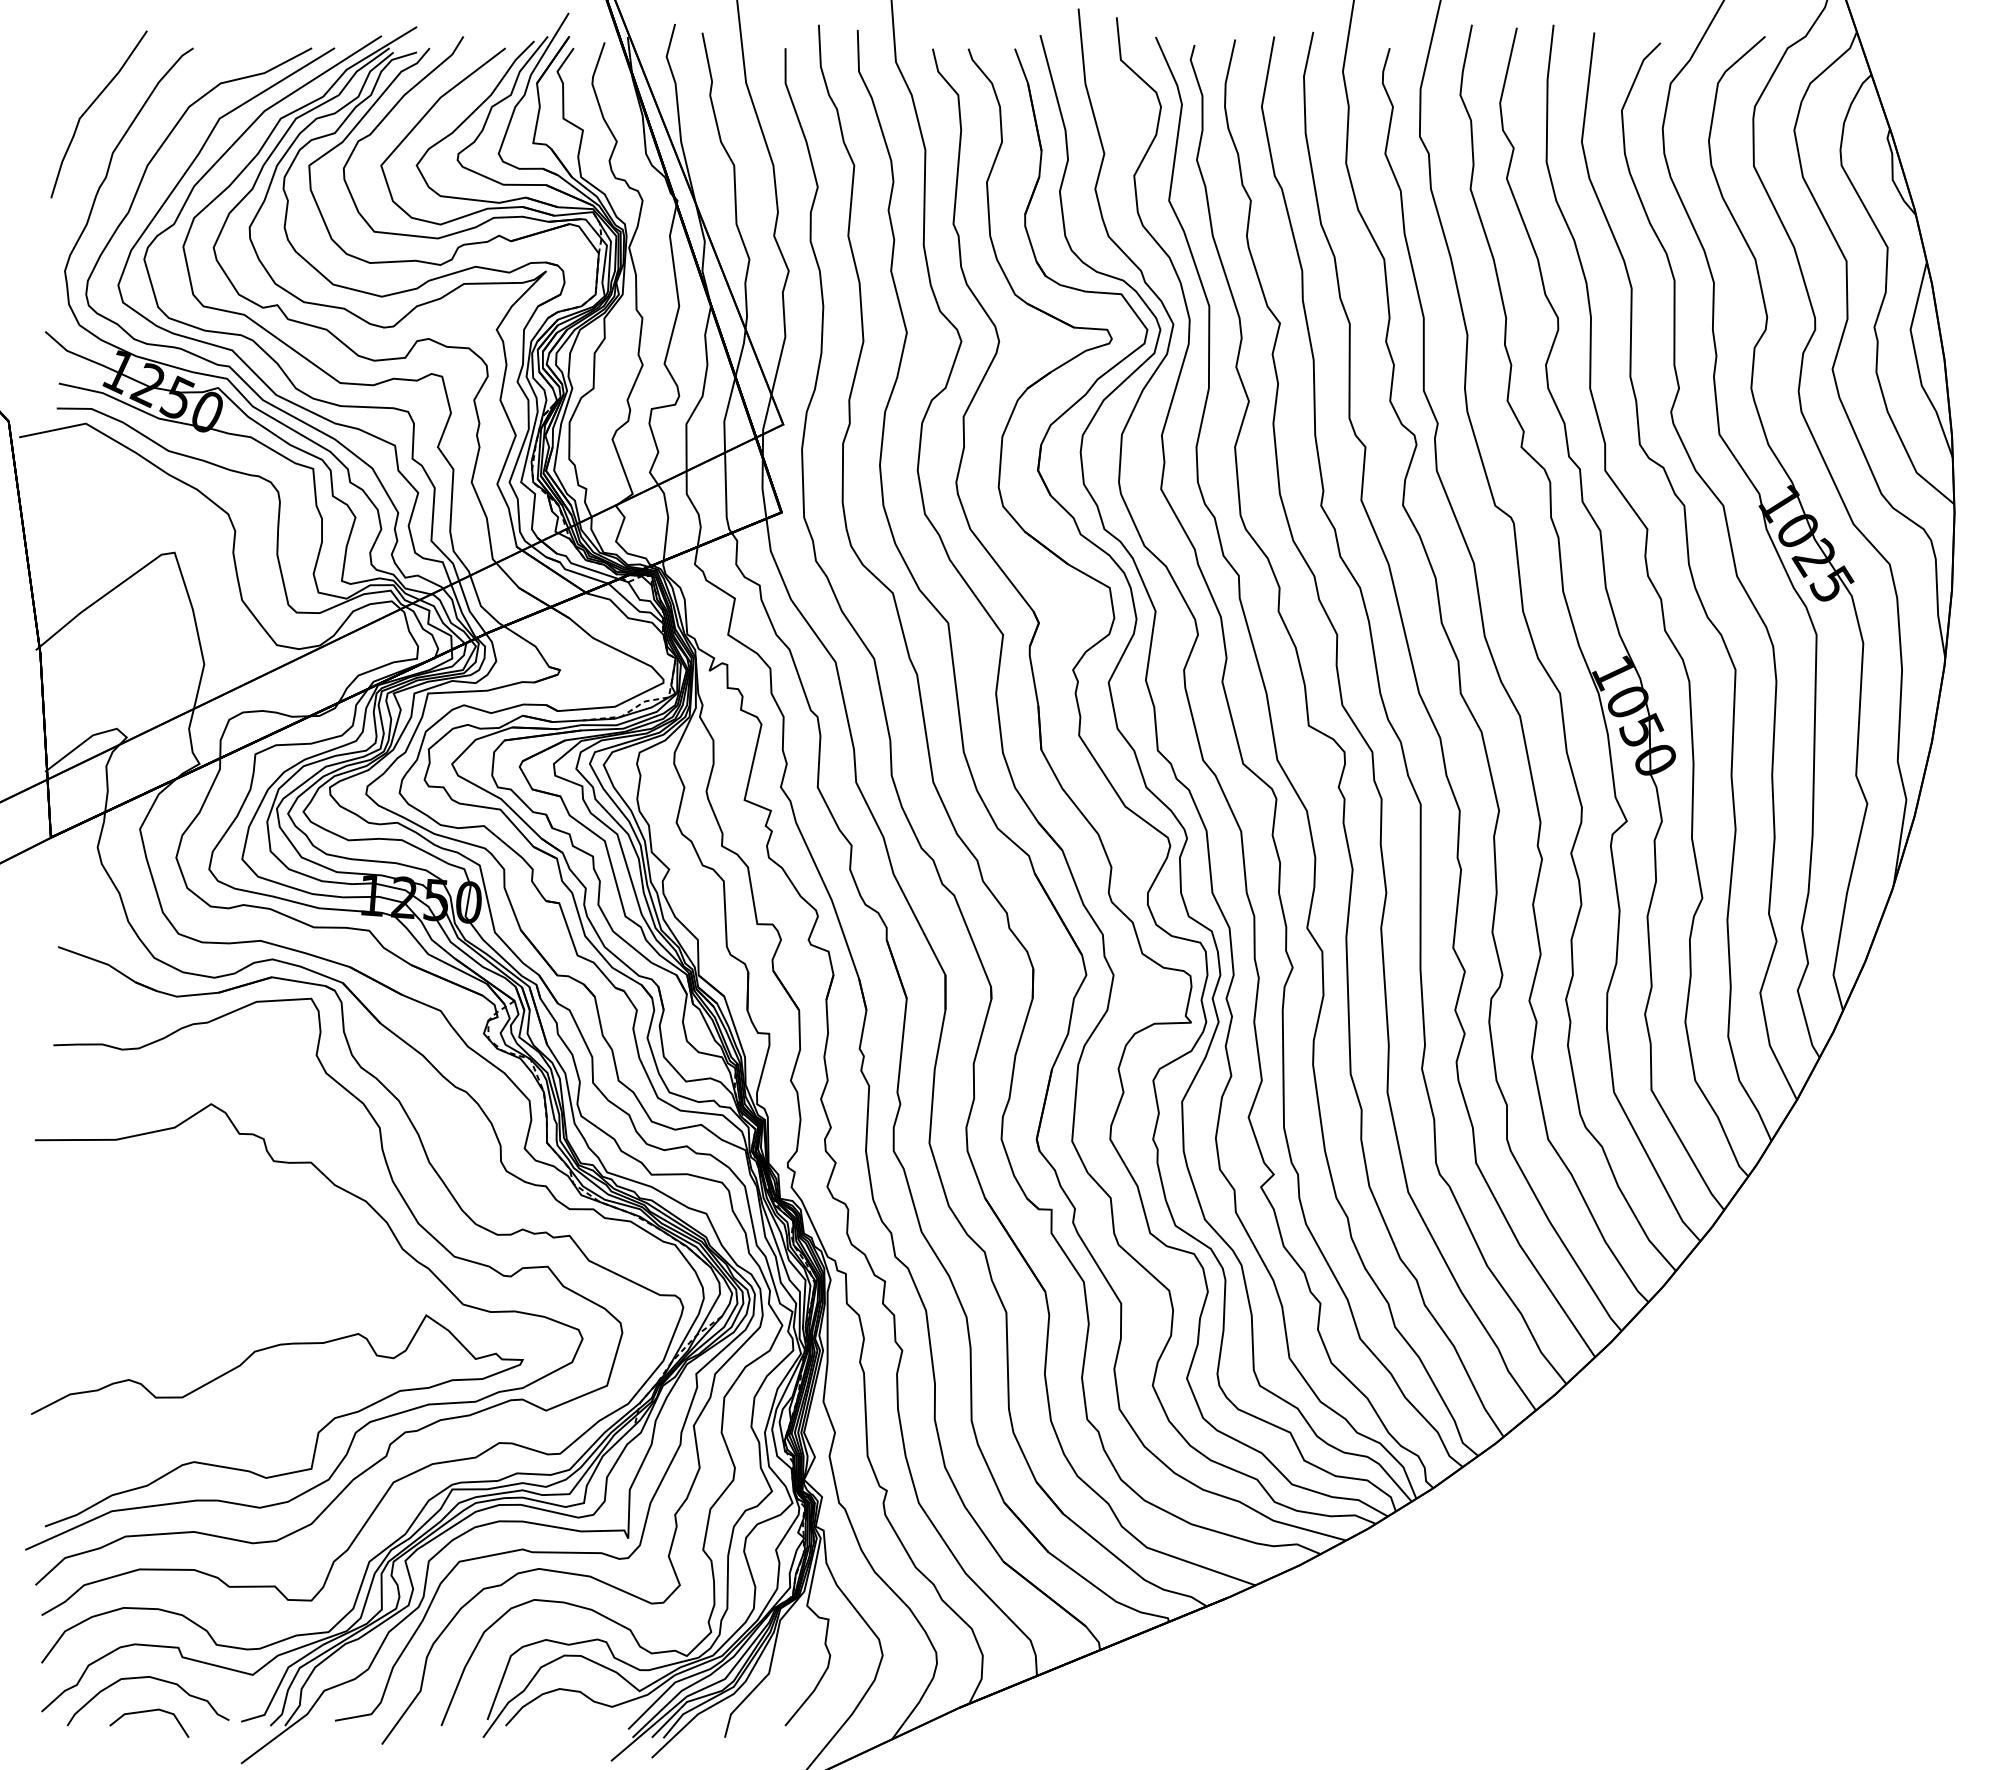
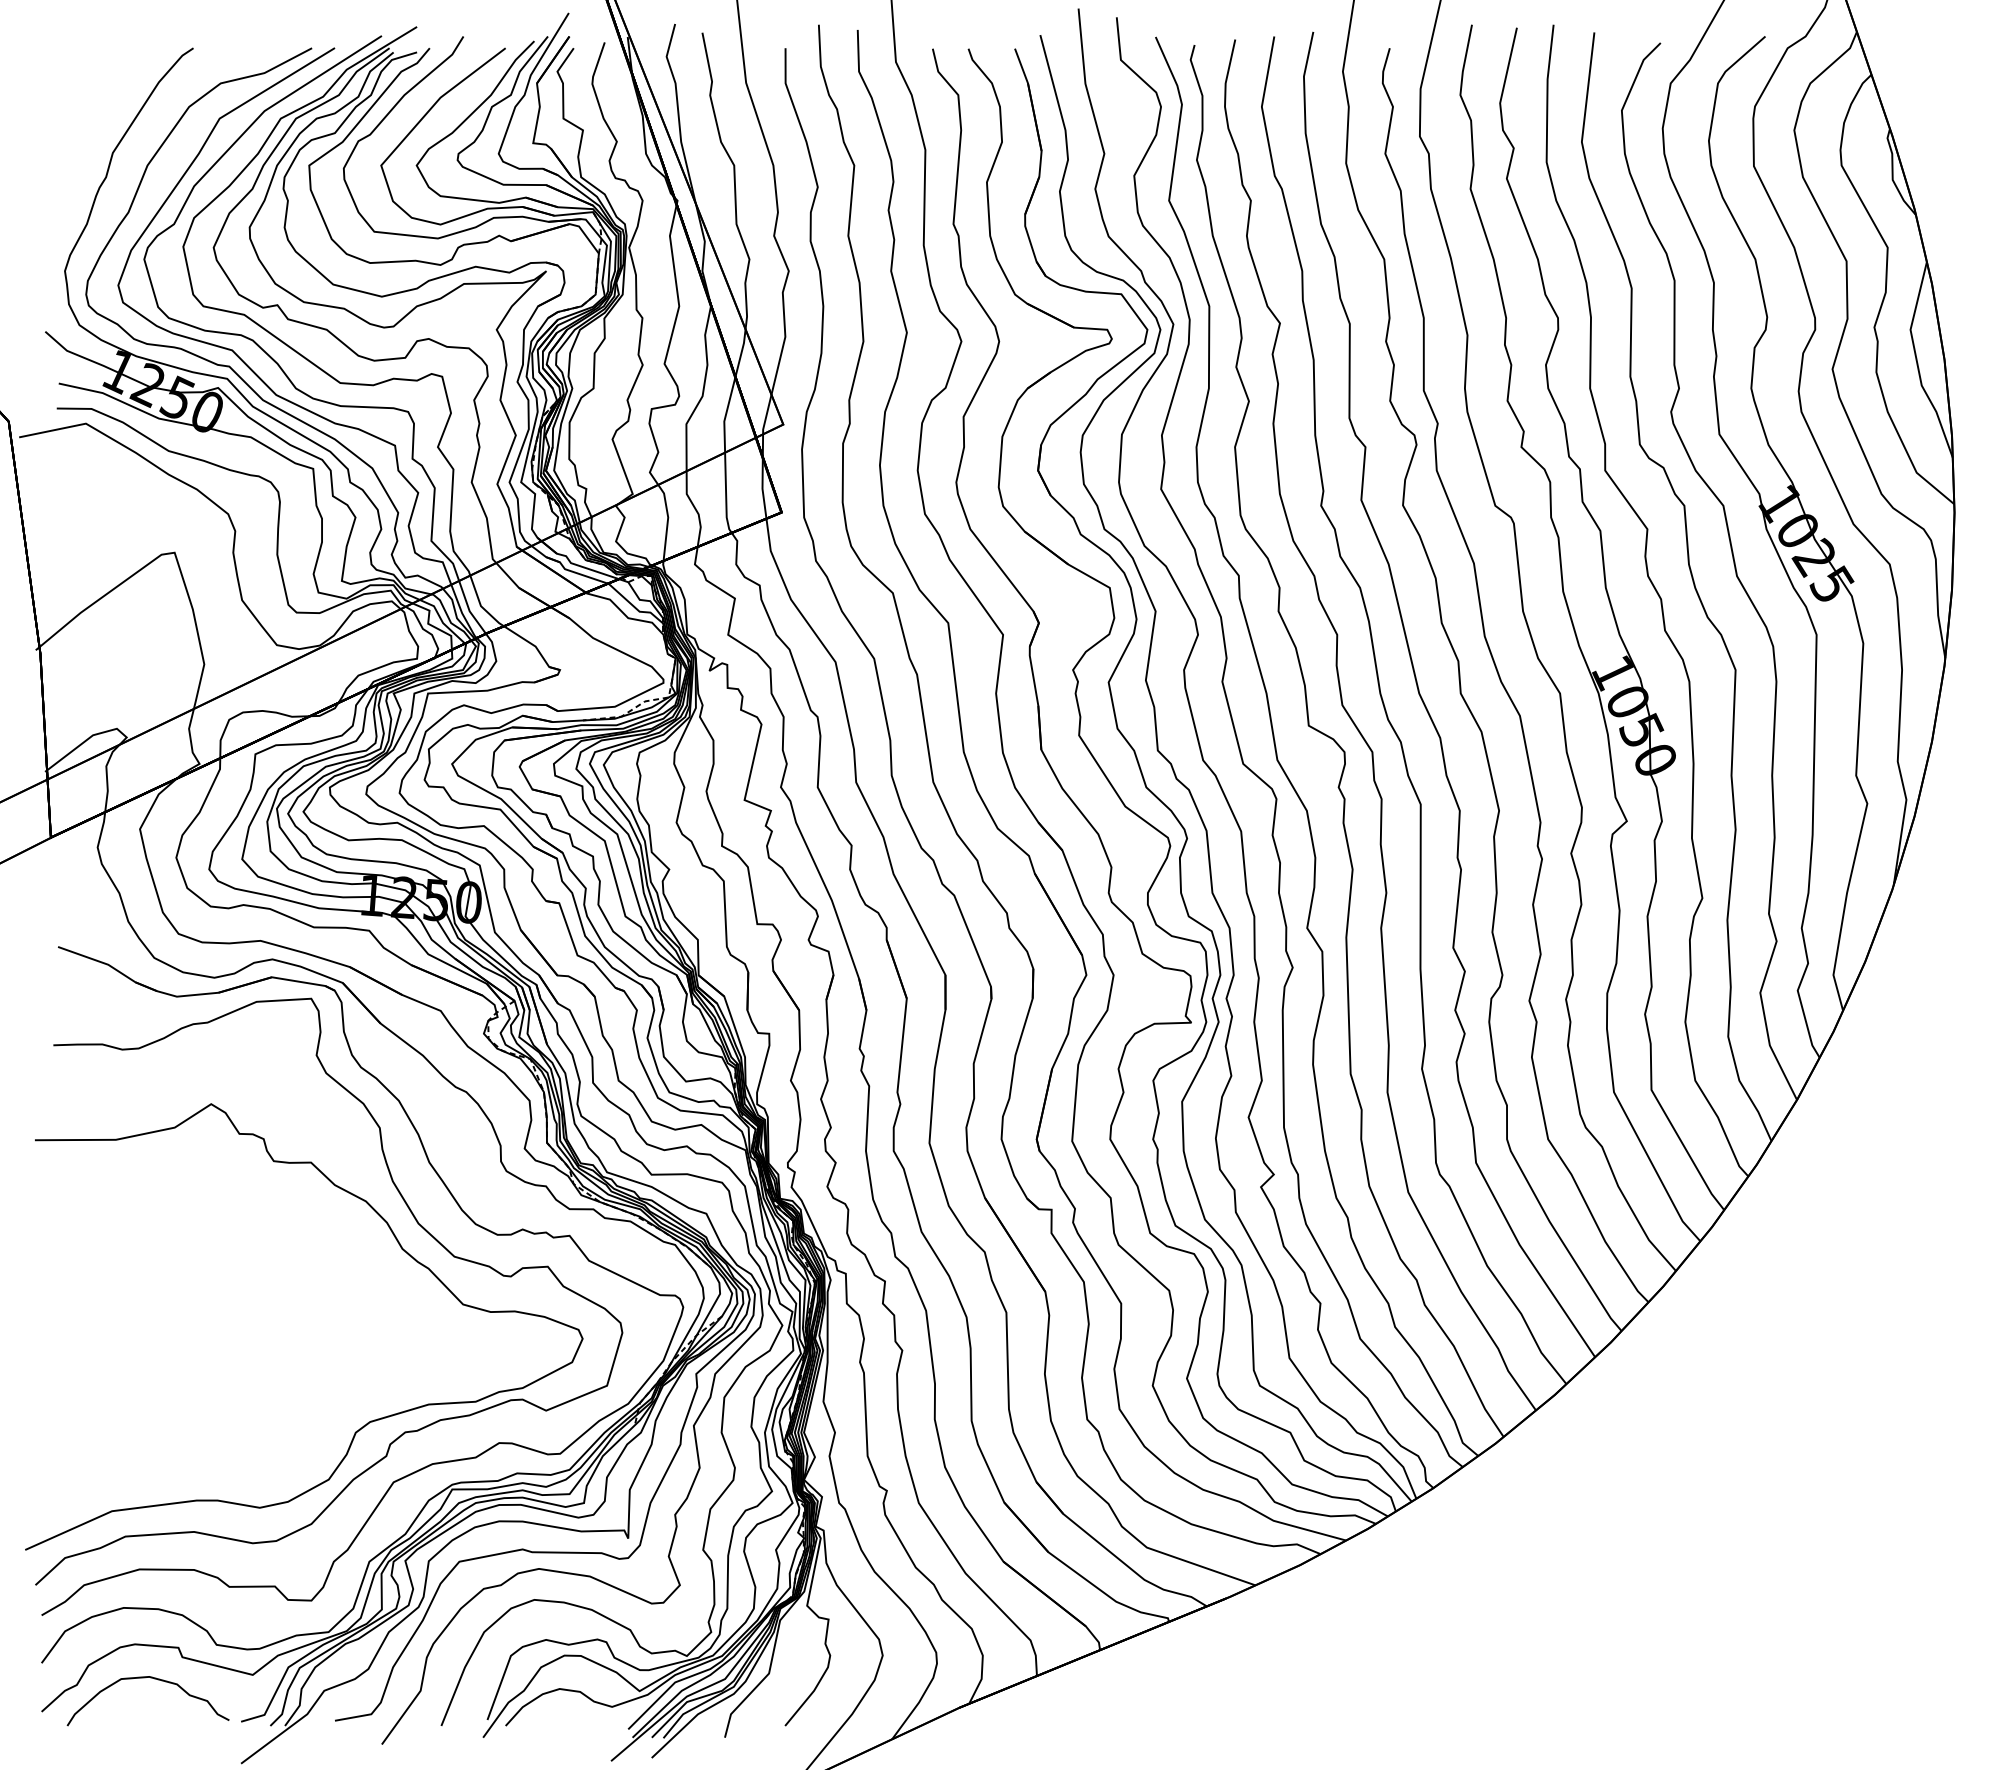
curve: present -> none (91, 106)
curve: present -> none (317, 1432)
line: present -> none (146, 1712)
